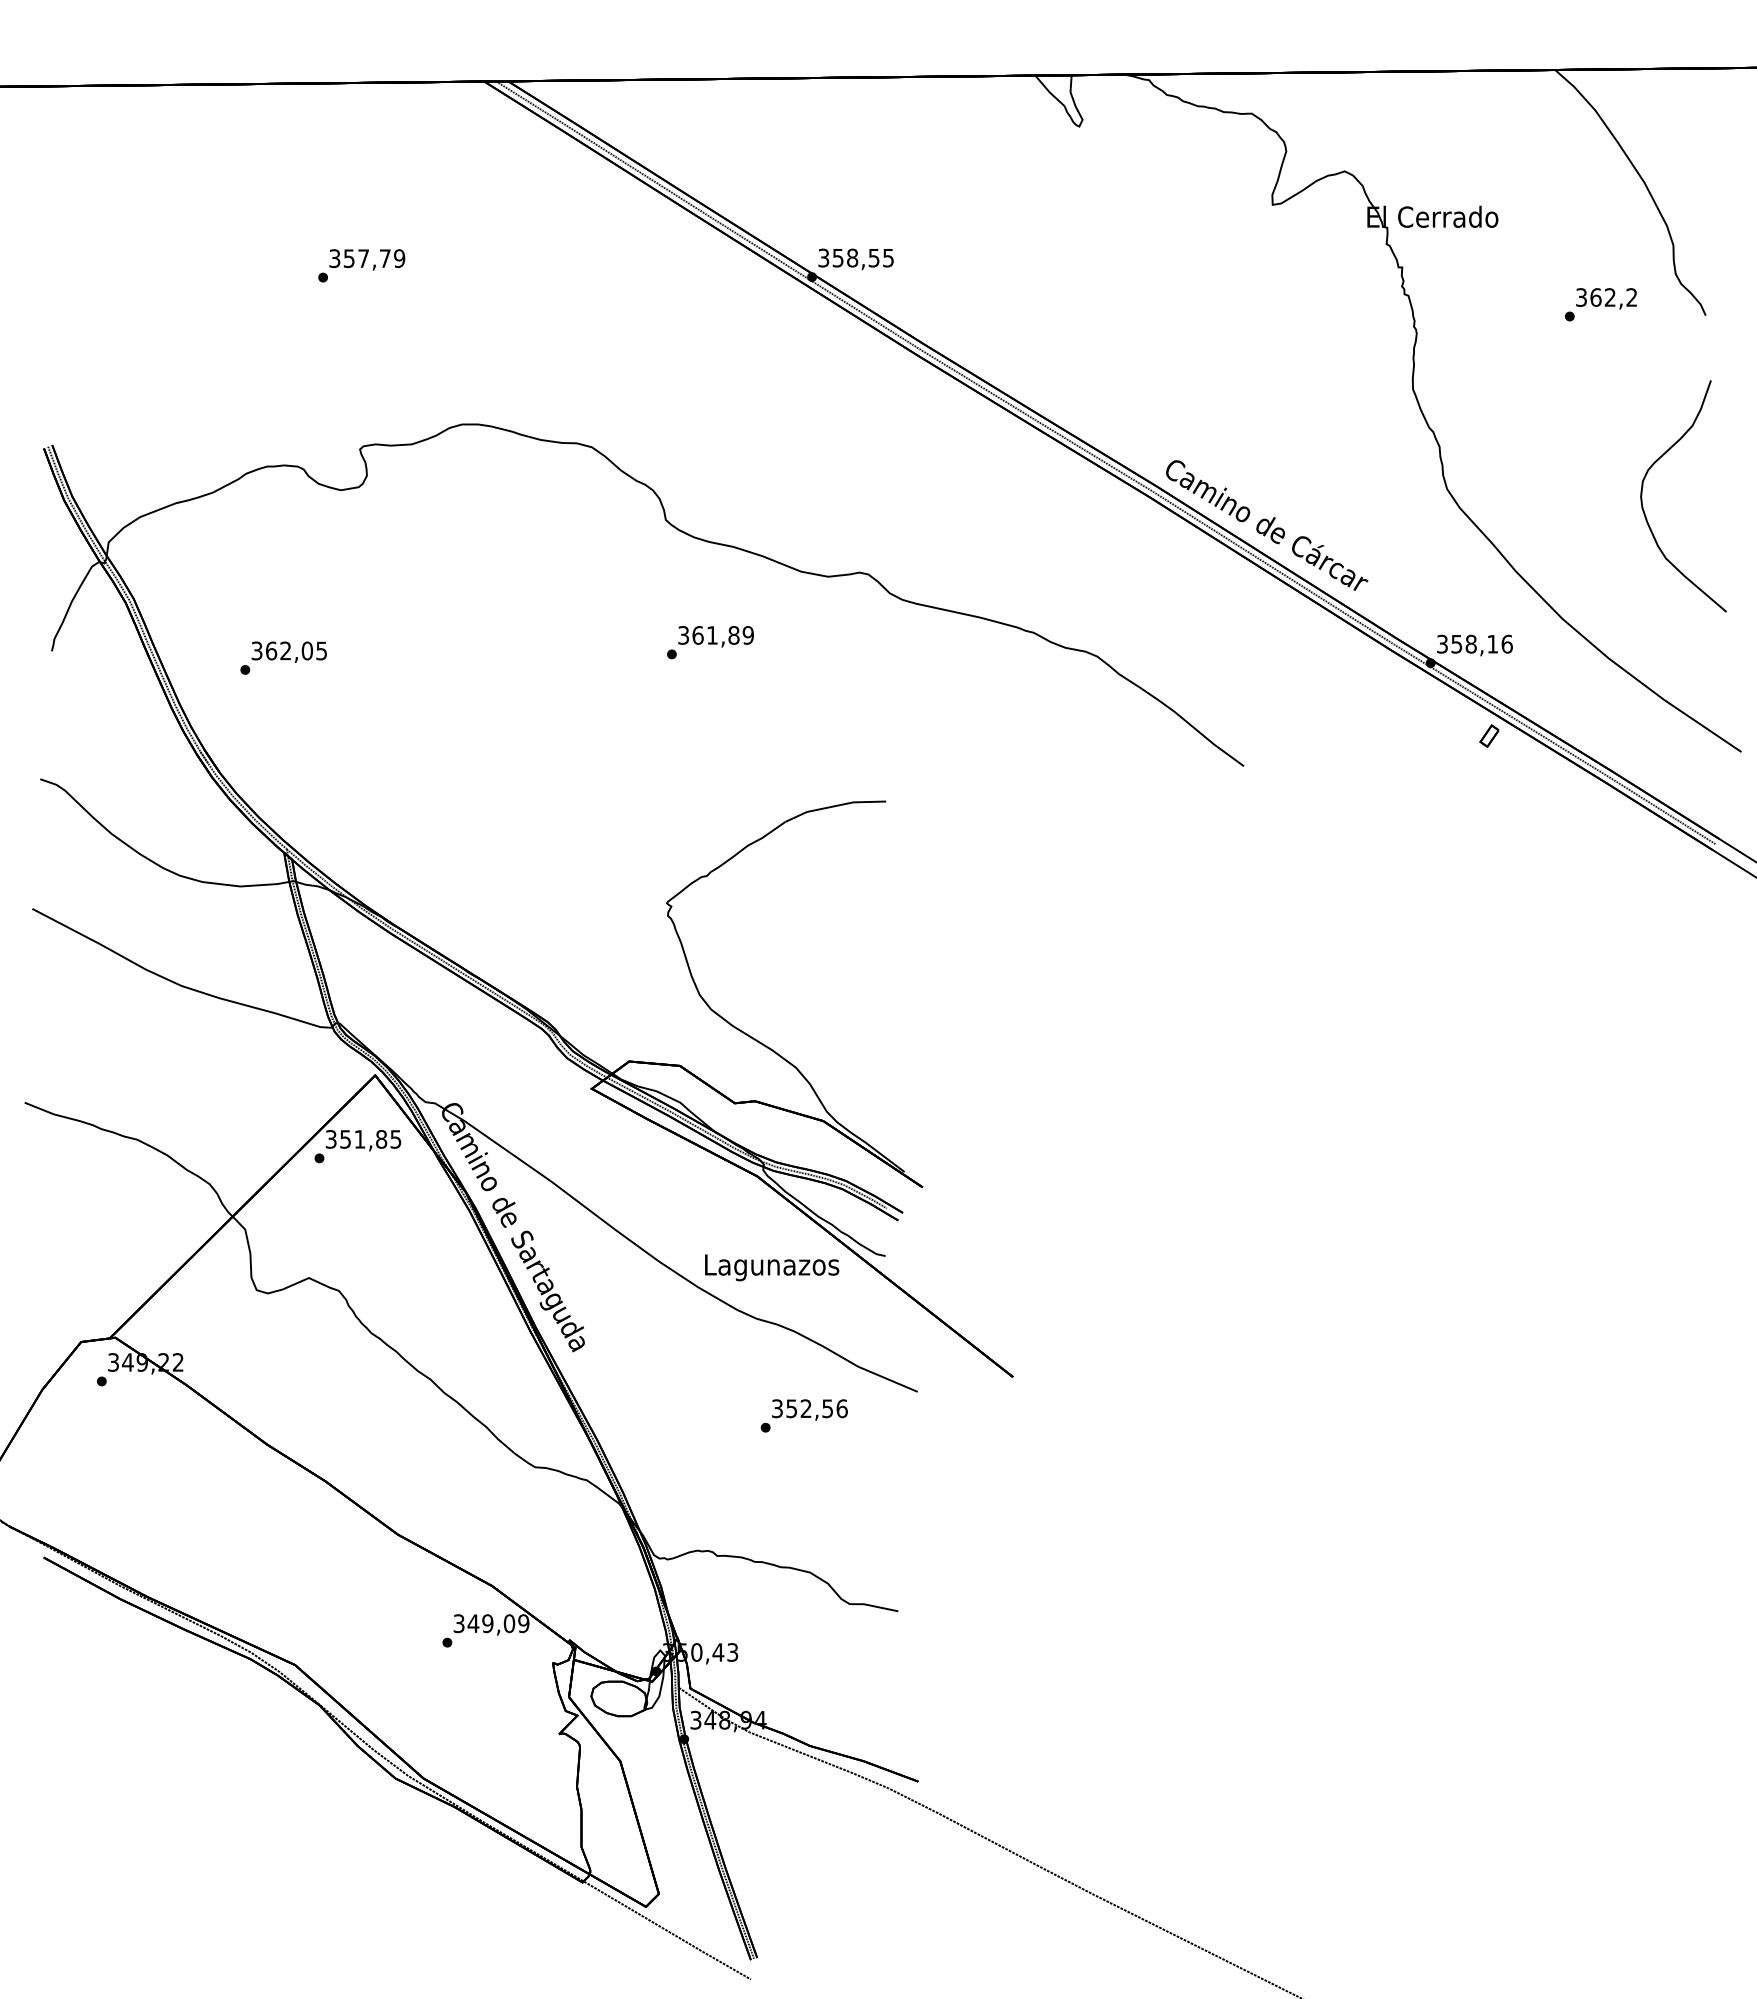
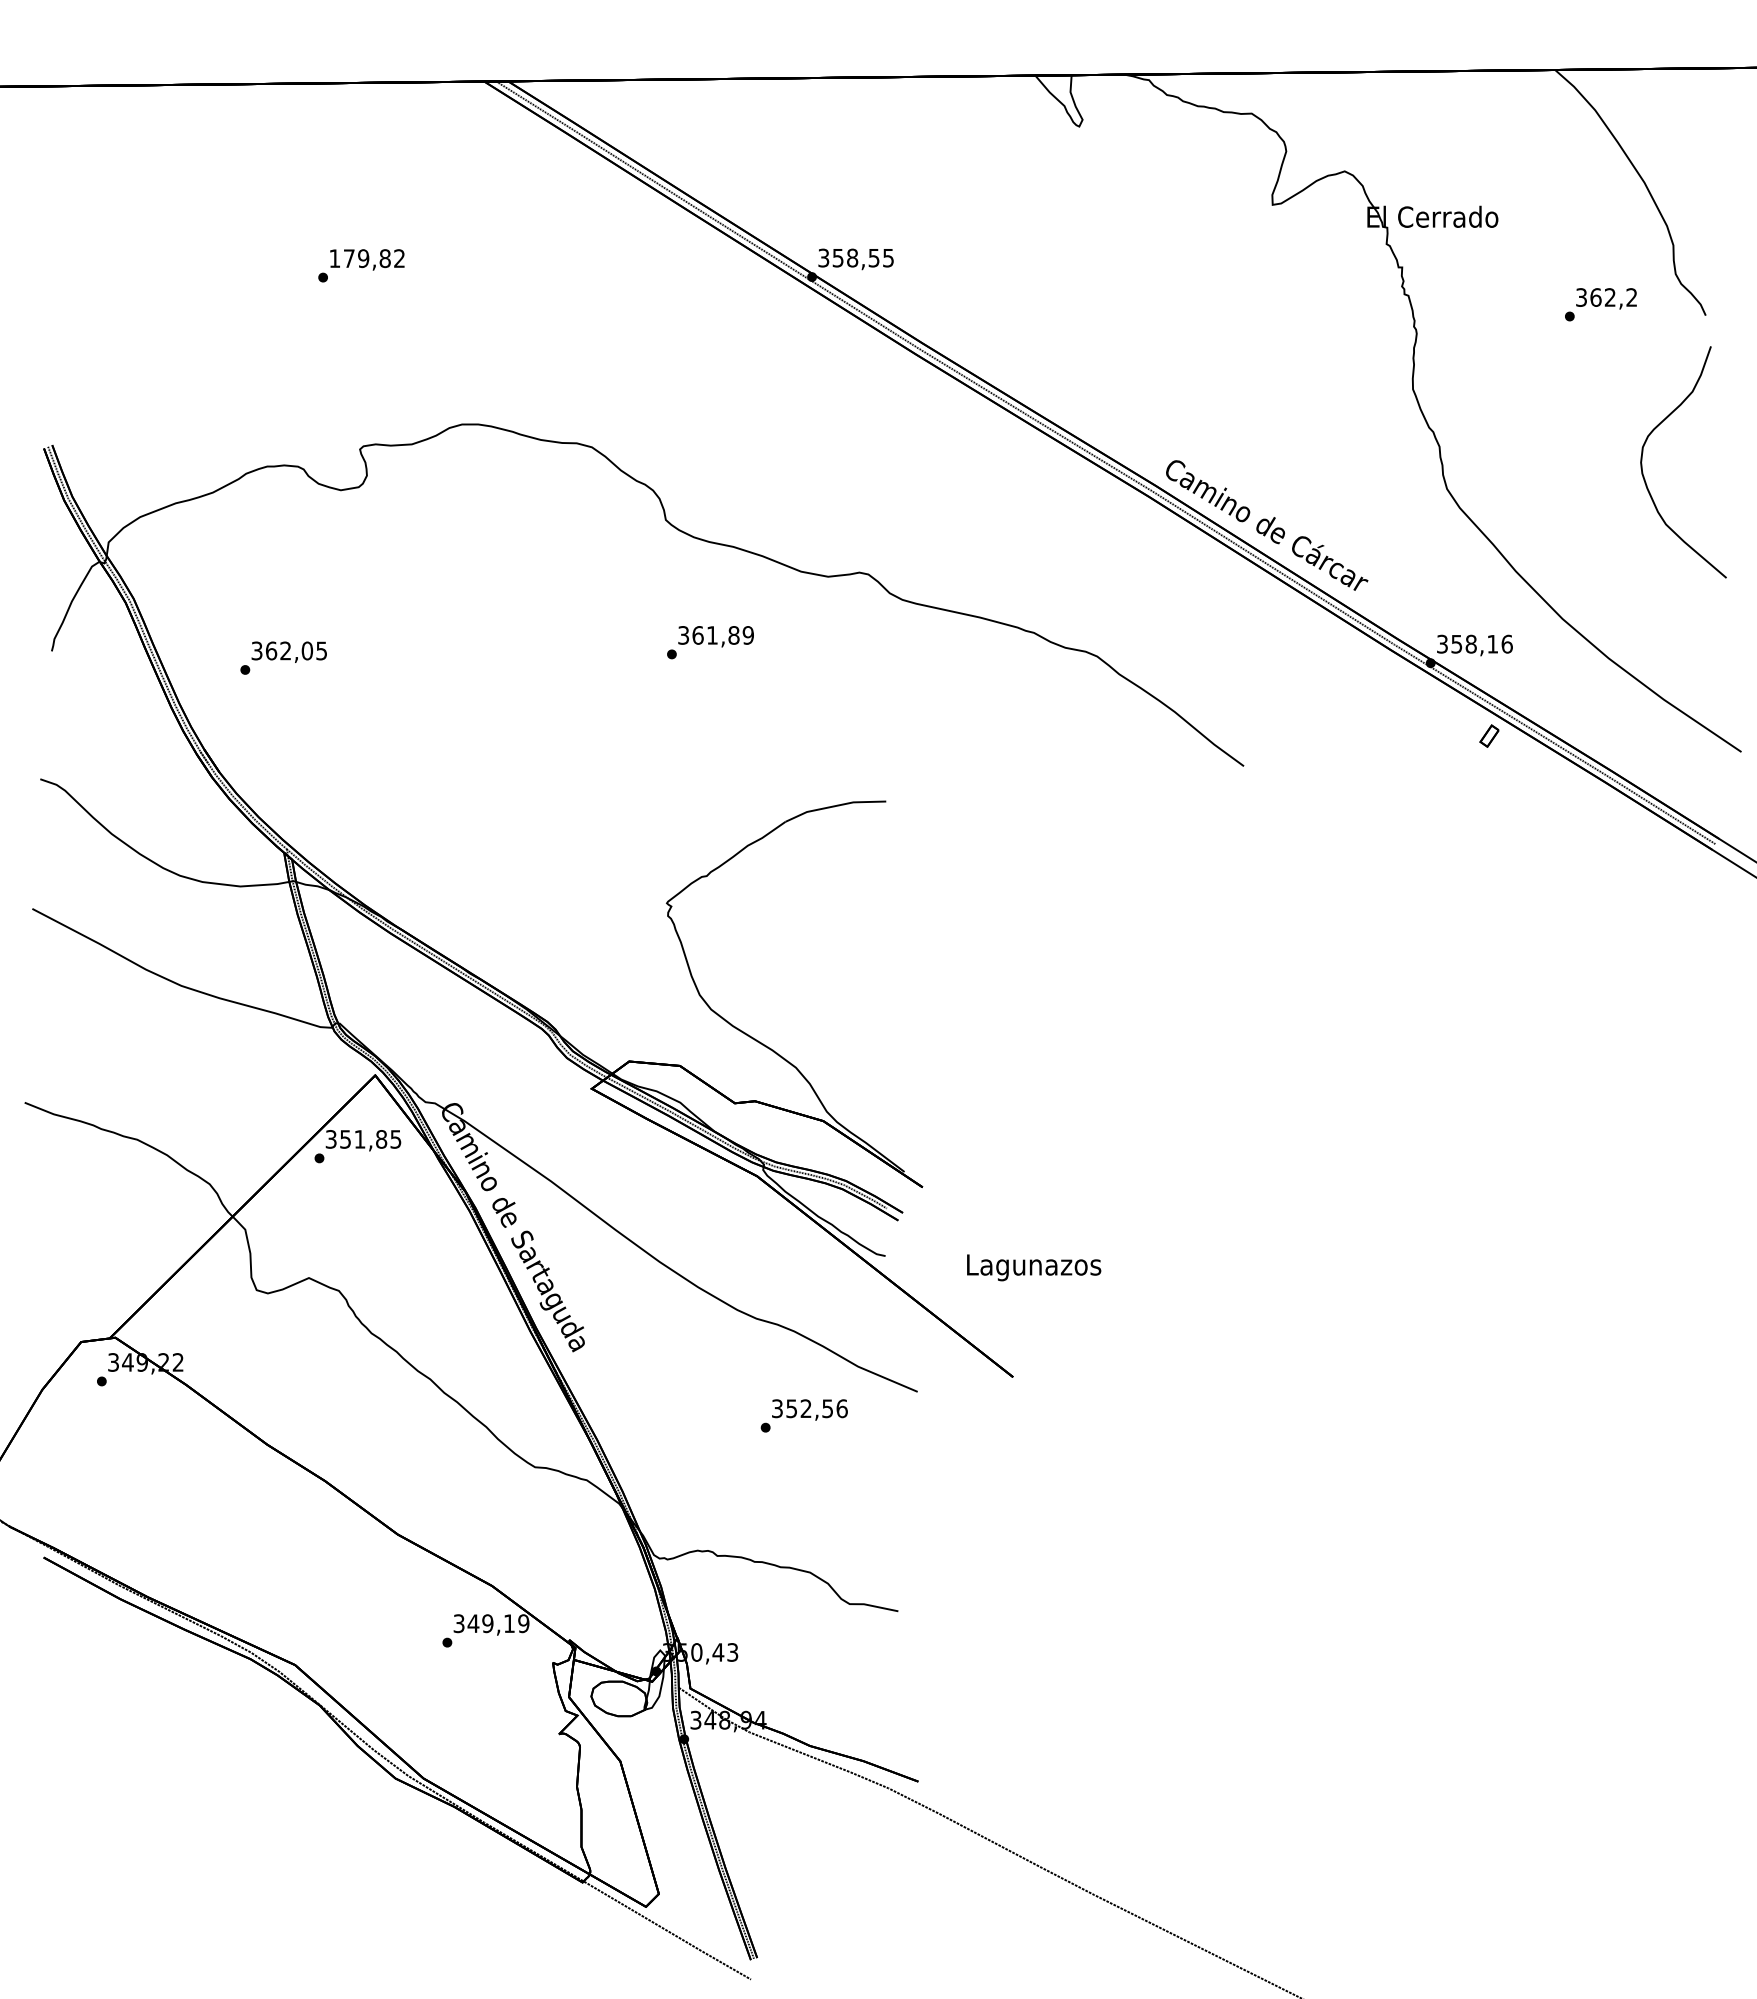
text: 357,79 -> 179,82 (367, 258)
curve position: (1642, 495) -> (1642, 461) (1642, 461)
text position: (772, 1267) -> (1034, 1267) (1034, 1267)
text: 349,09 -> 349,19 (509, 1623)
